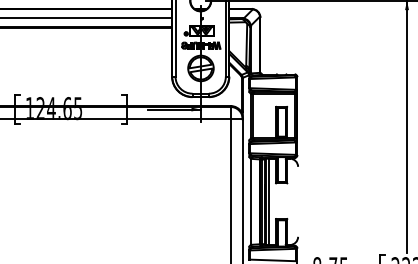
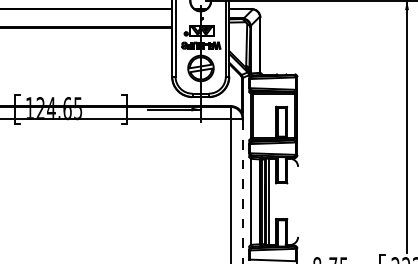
line: present -> none (87, 18)
line: solid -> dashed (242, 192)
